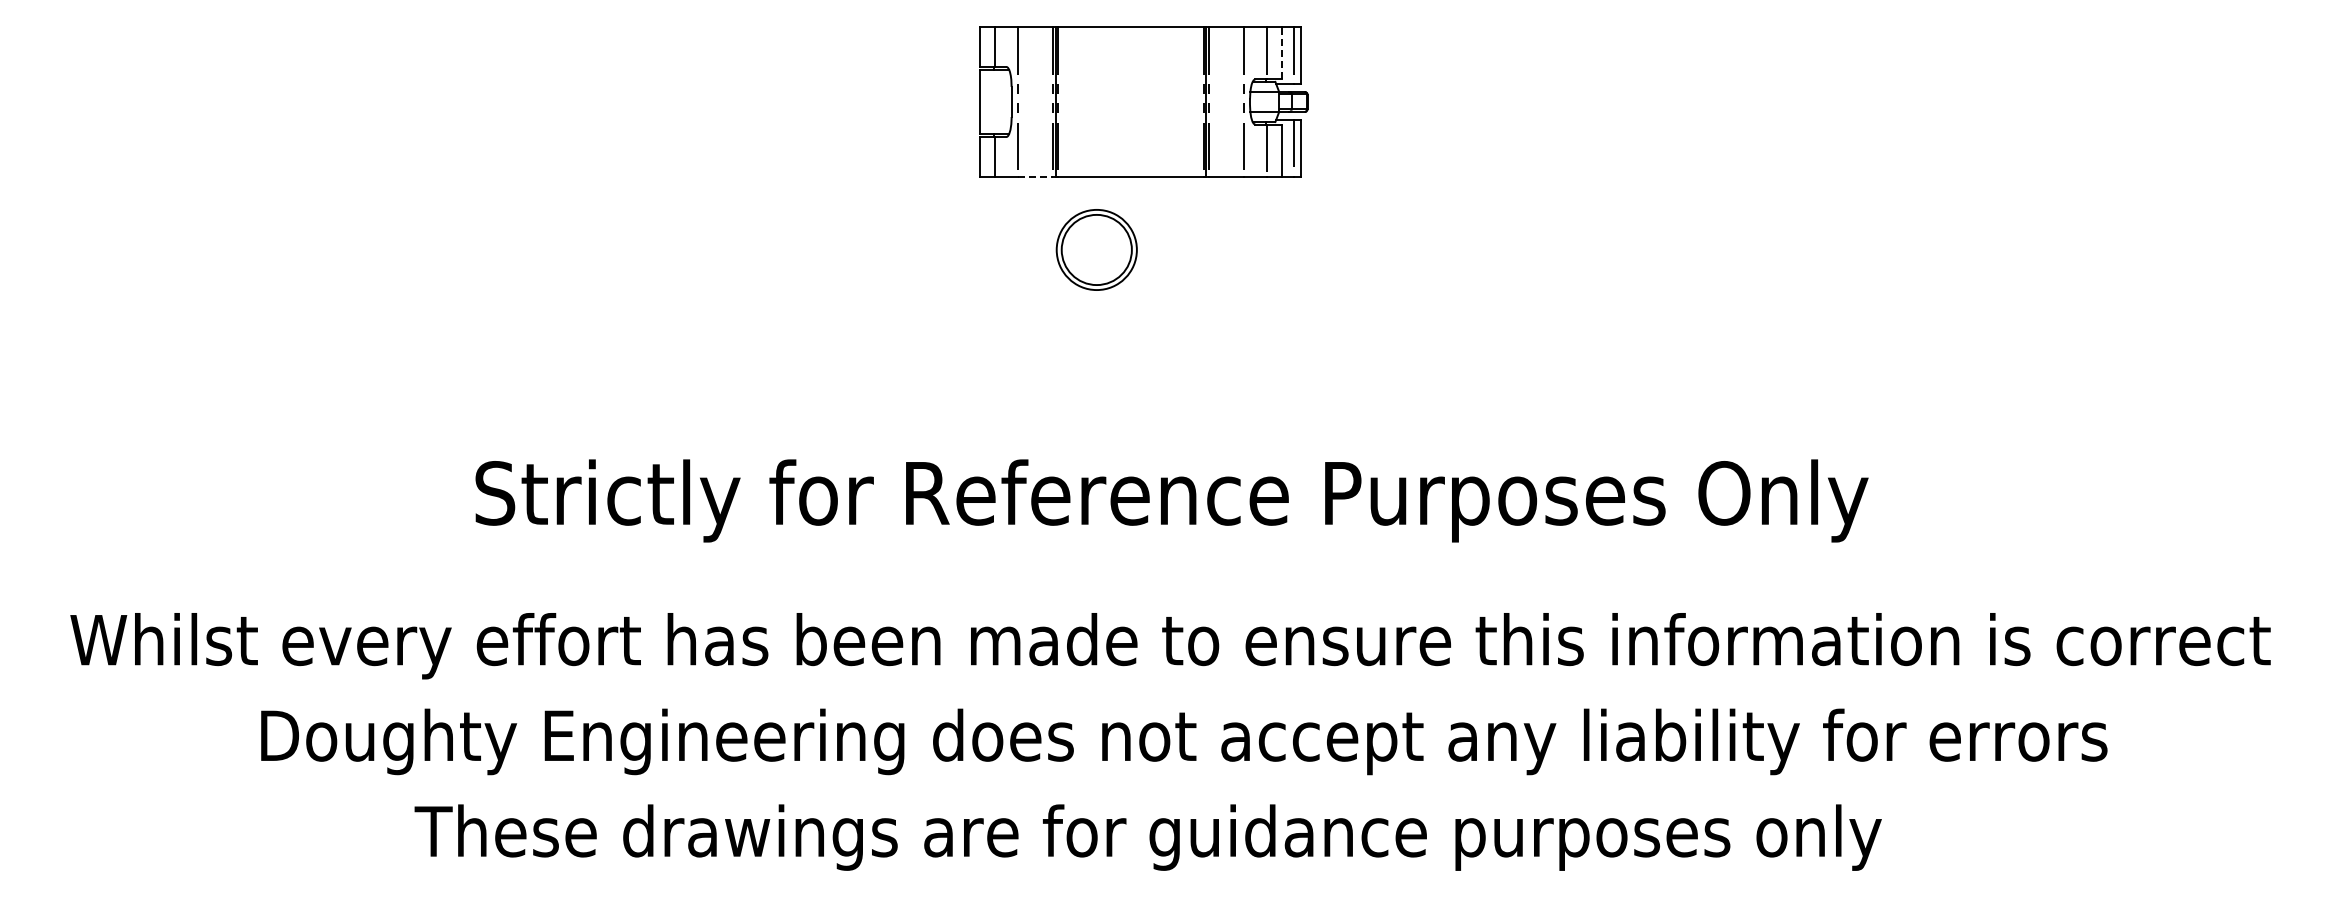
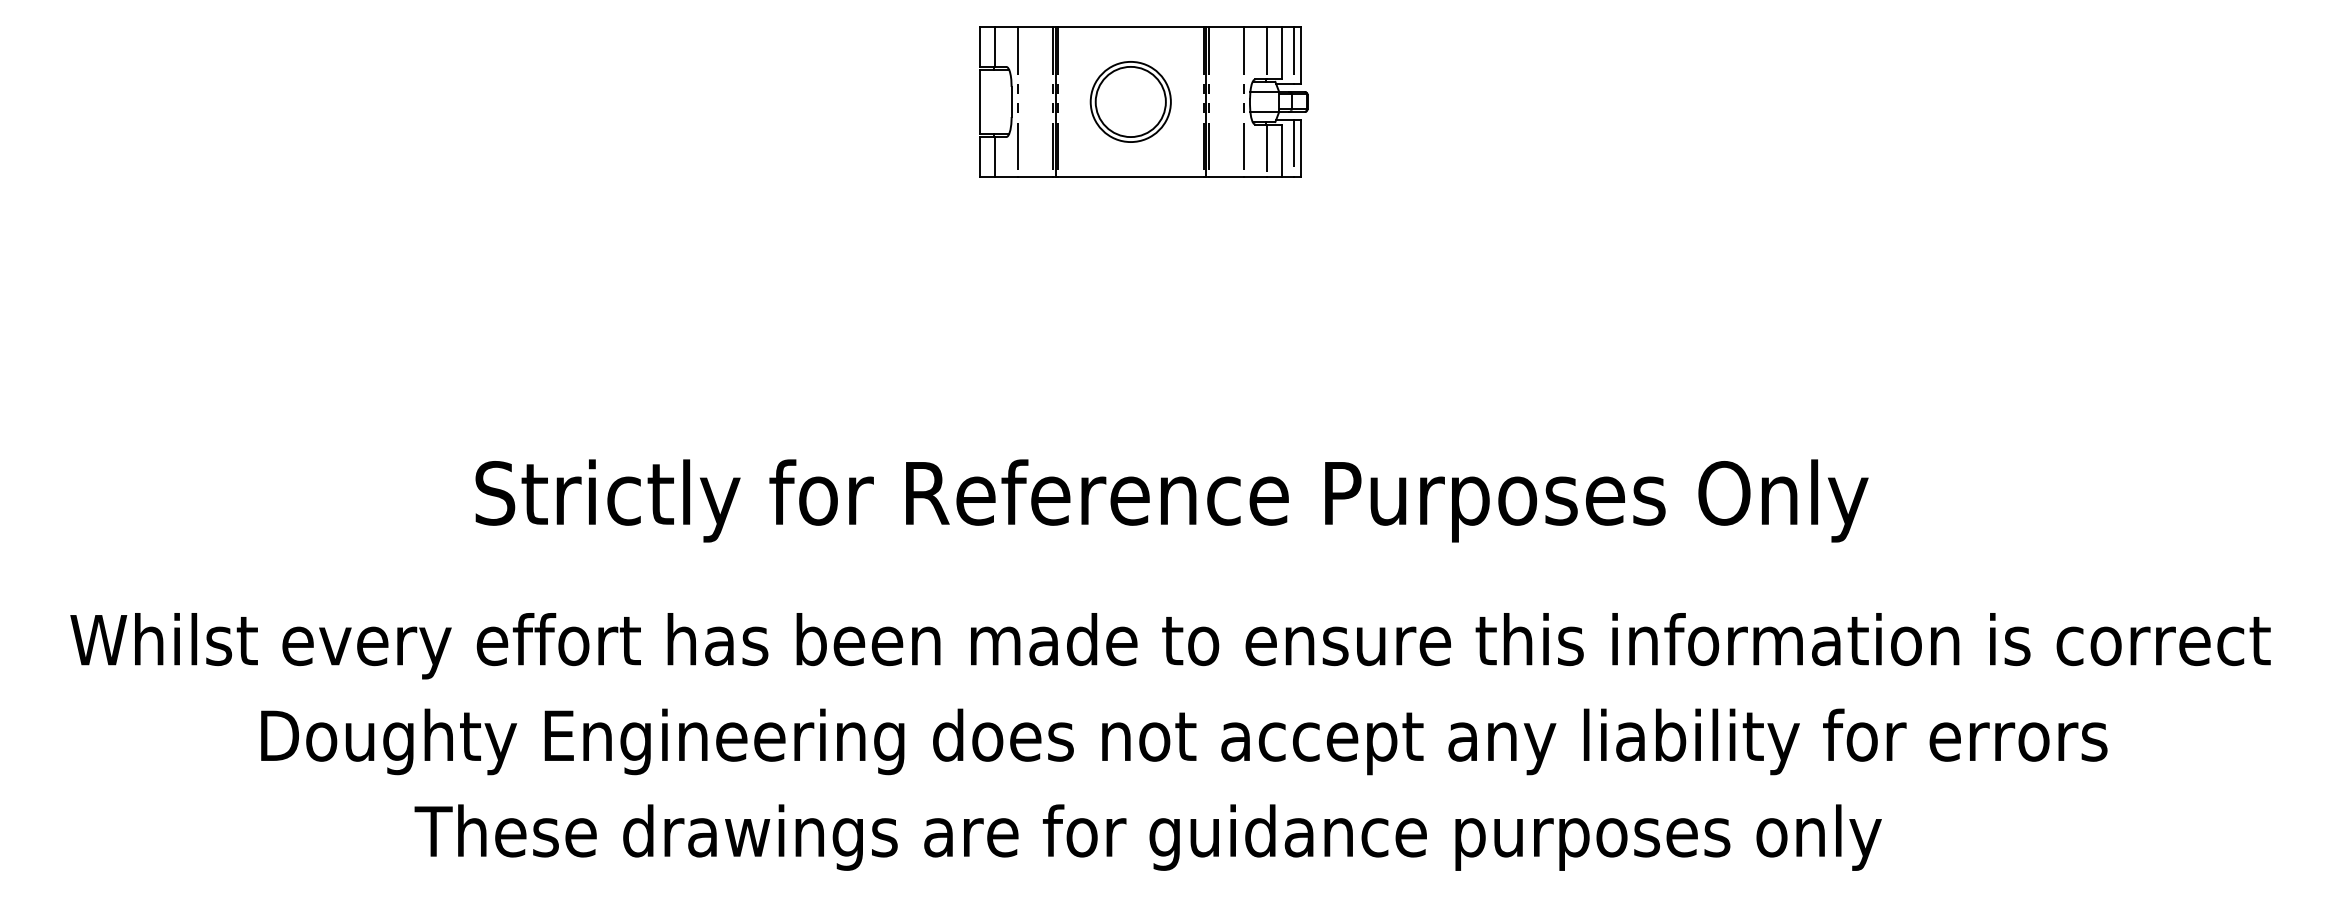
line: dashed -> solid (1281, 52)
line: dashed -> solid (1035, 176)
part position: (1096, 249) -> (1130, 101) (1130, 101)
